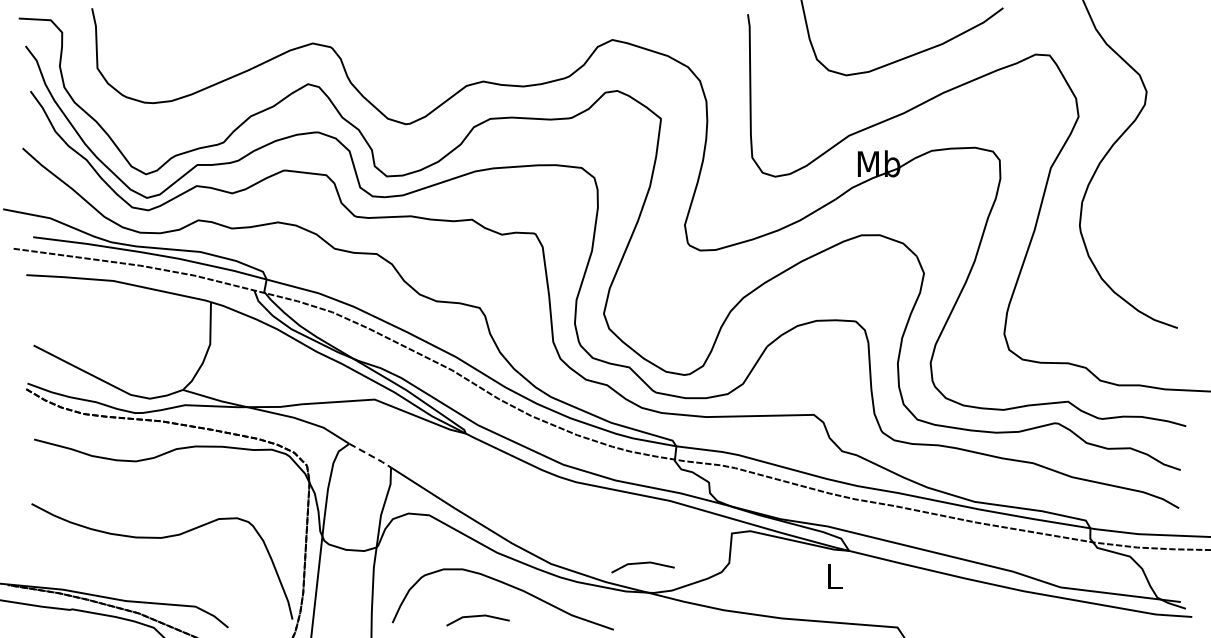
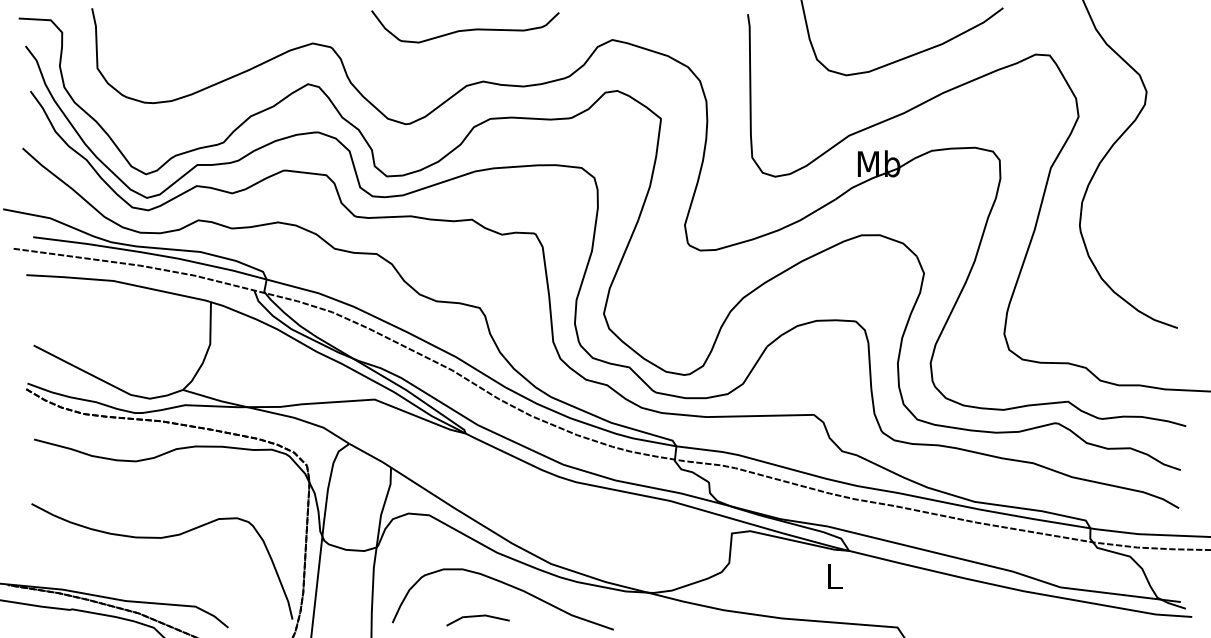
curve: none -> present (465, 29)
line: dashed -> solid (371, 455)
line: present -> none (641, 564)
